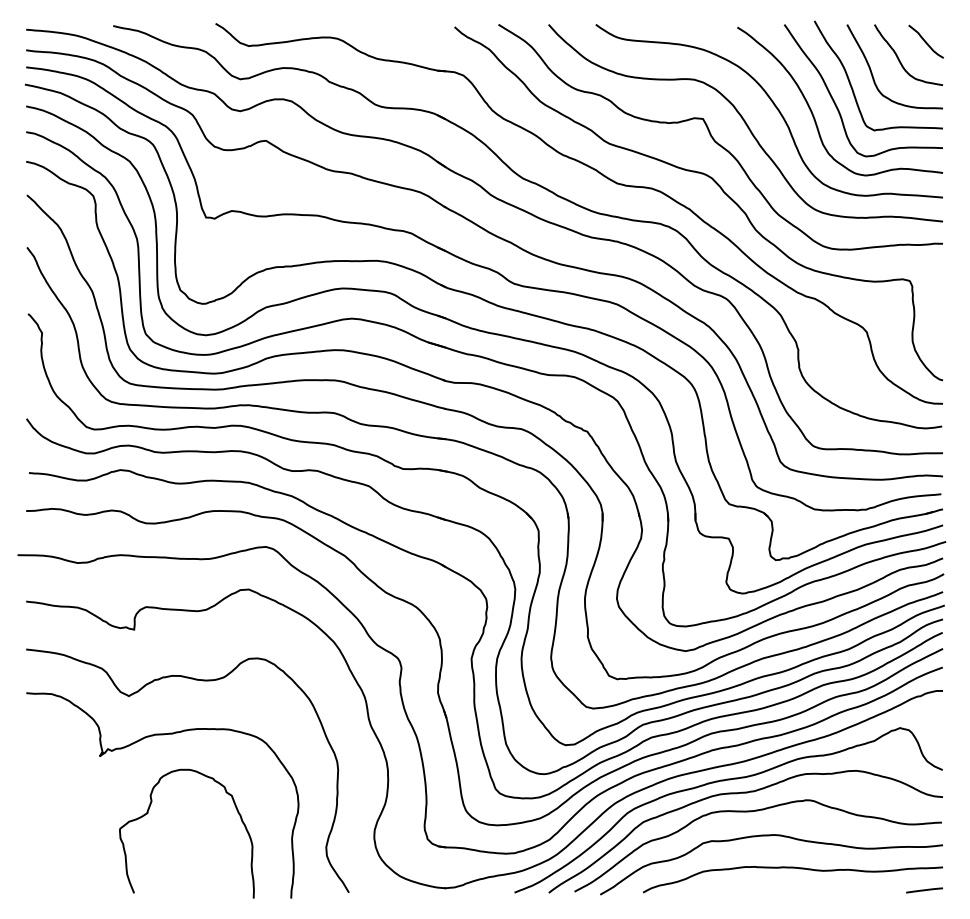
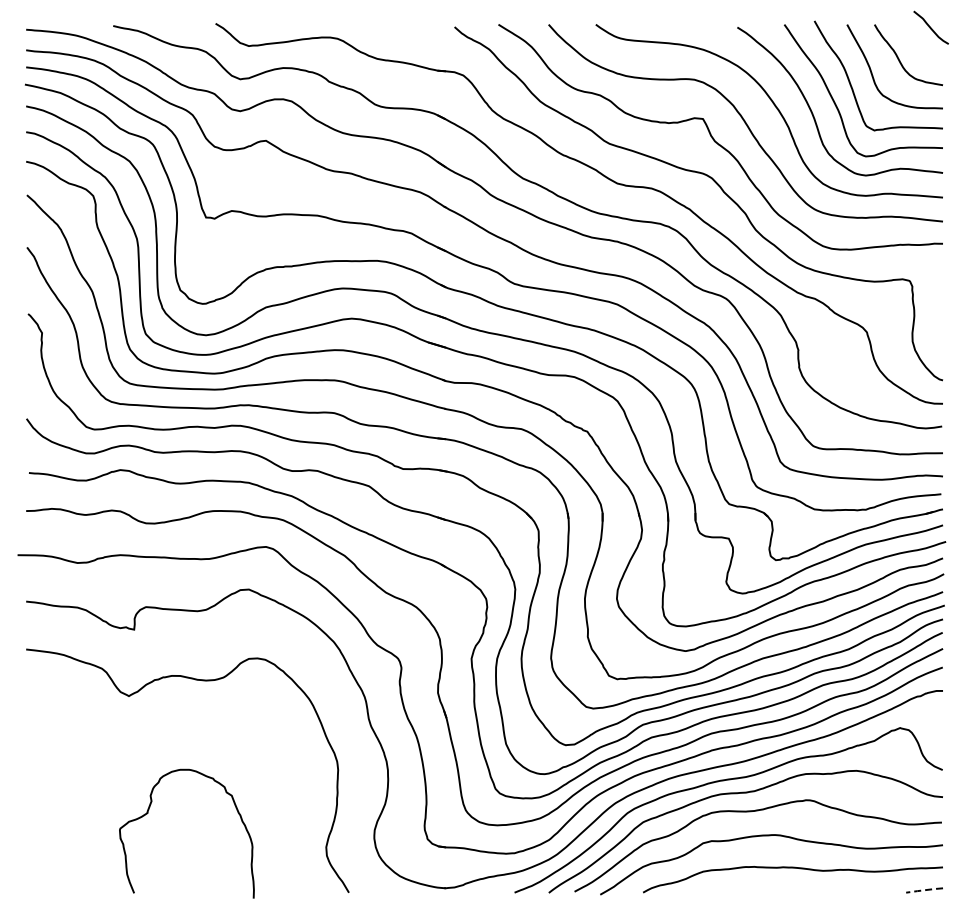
curve position: (925, 41) -> (930, 27) (930, 27)
curve: present -> none (135, 743)
line: solid -> dashed (923, 890)
